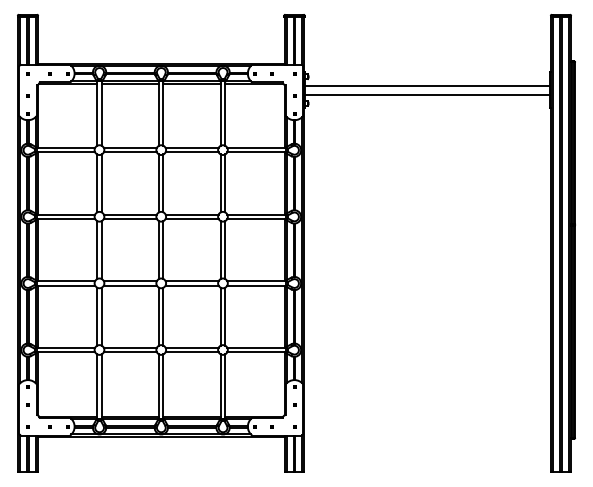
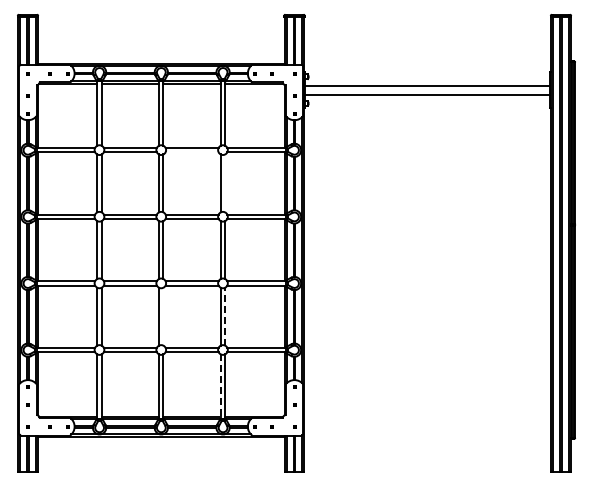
line: present -> none (191, 152)
line: present -> none (225, 183)
line: present -> none (163, 316)
line: solid -> dashed (225, 316)
line: solid -> dashed (220, 387)
